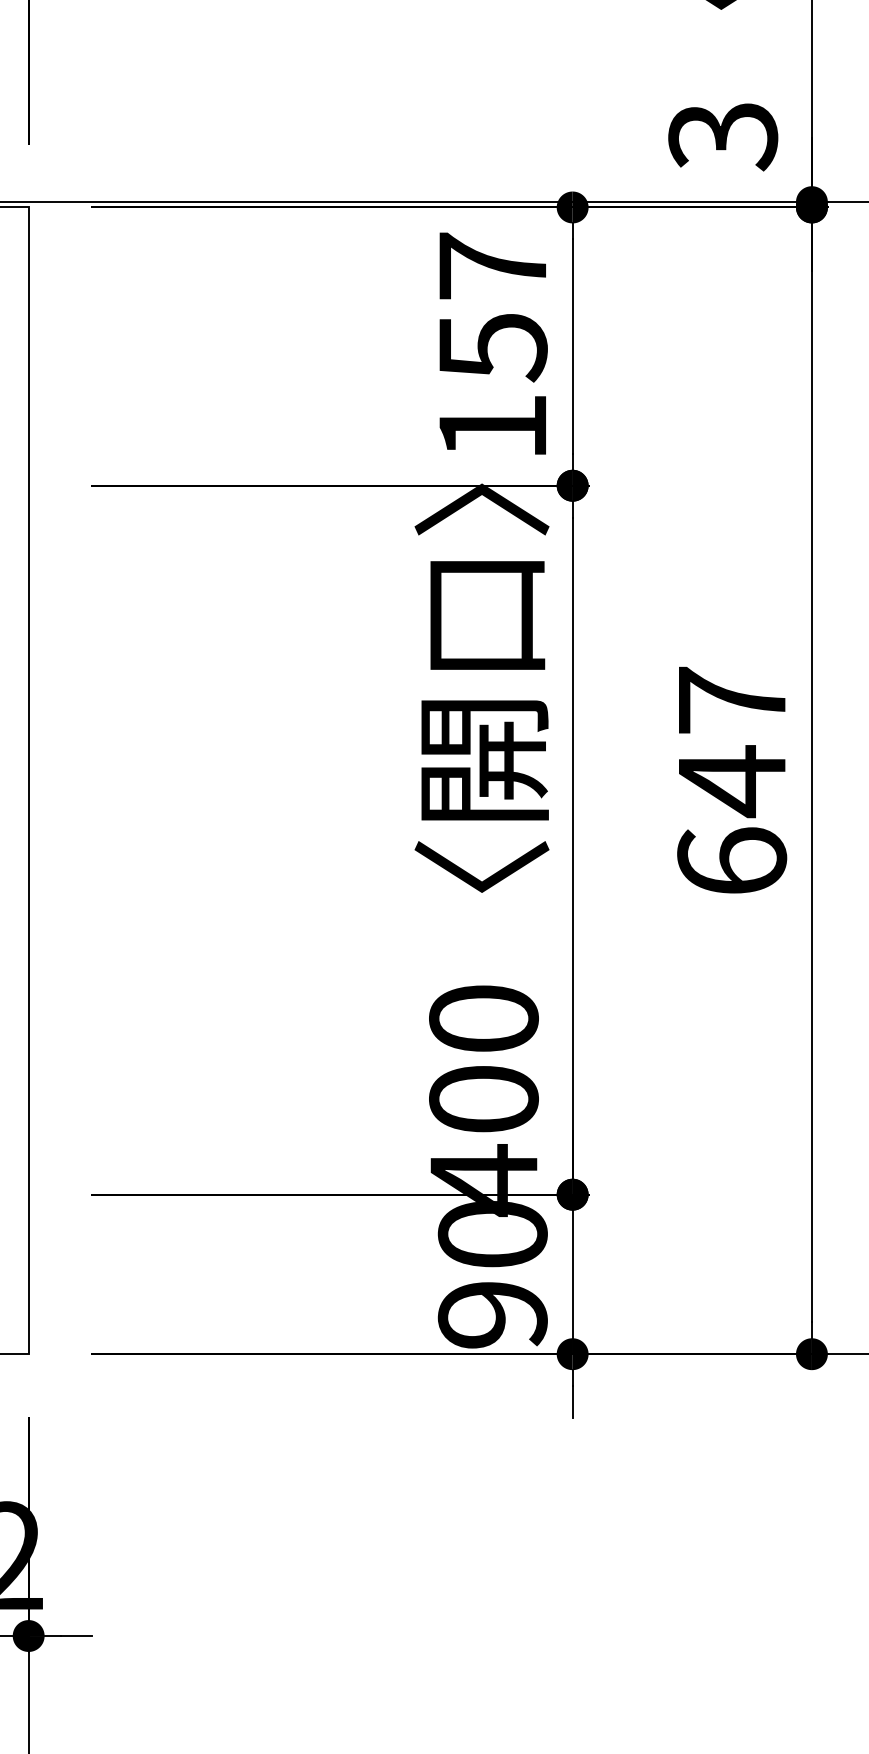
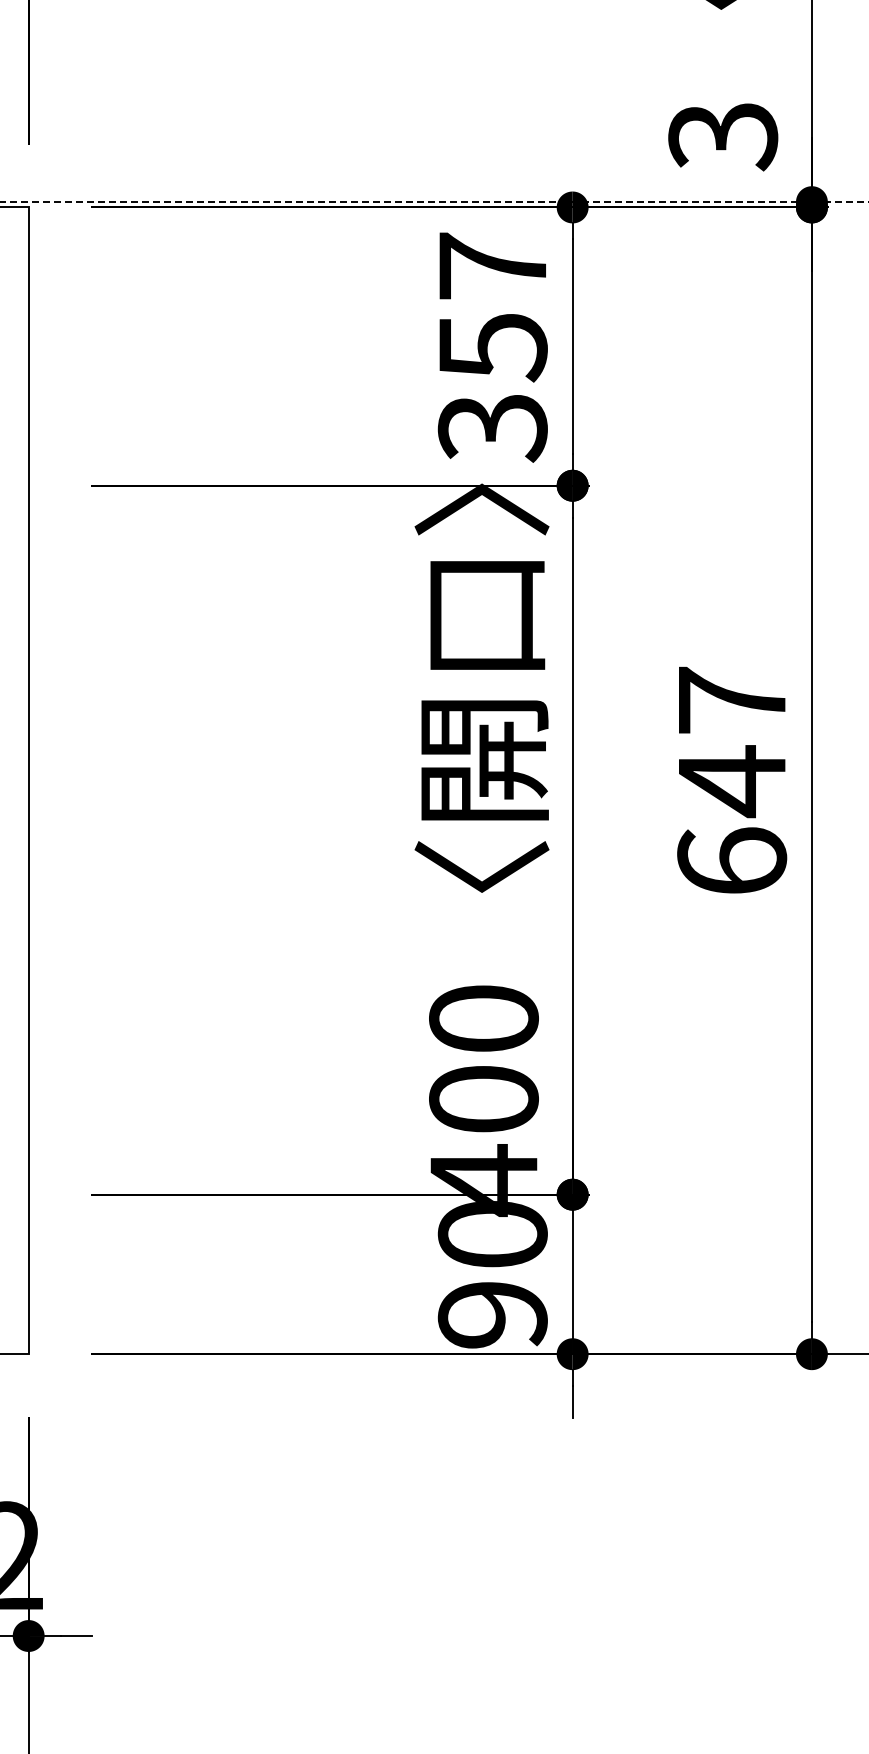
line: solid -> dashed (434, 202)
text: 157 -> 357 (492, 428)
